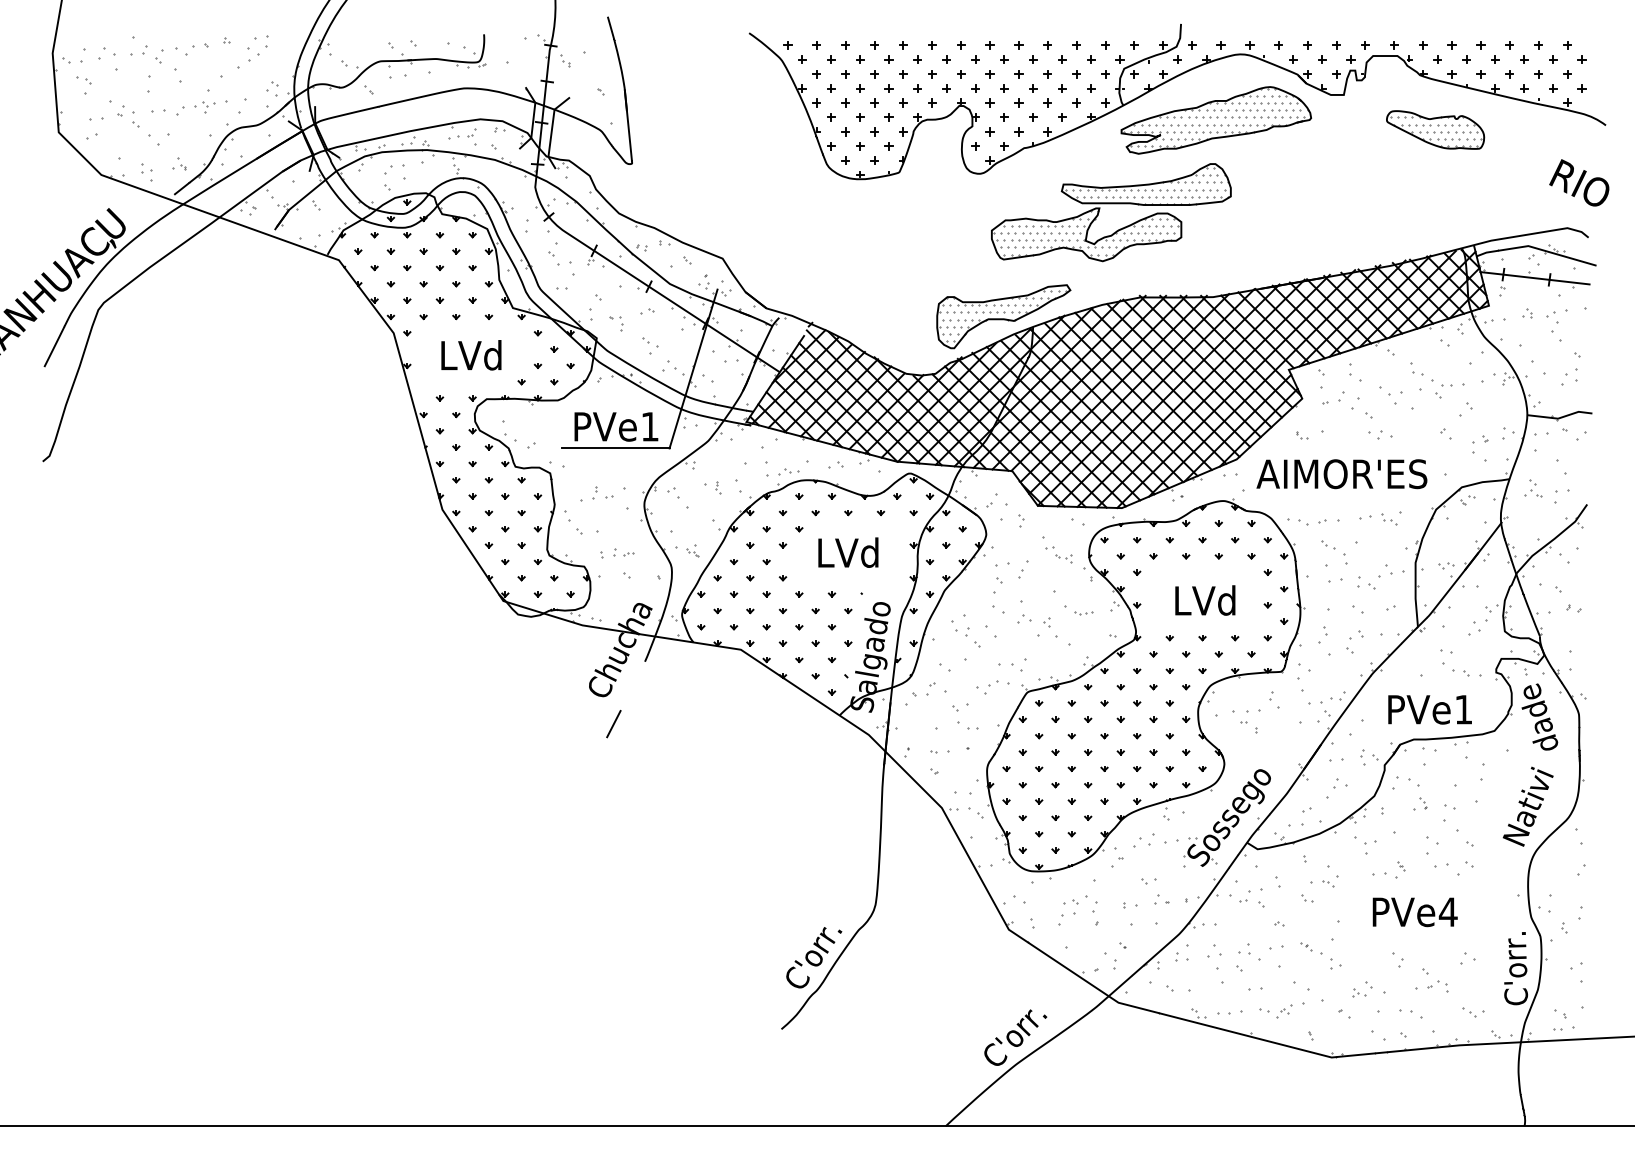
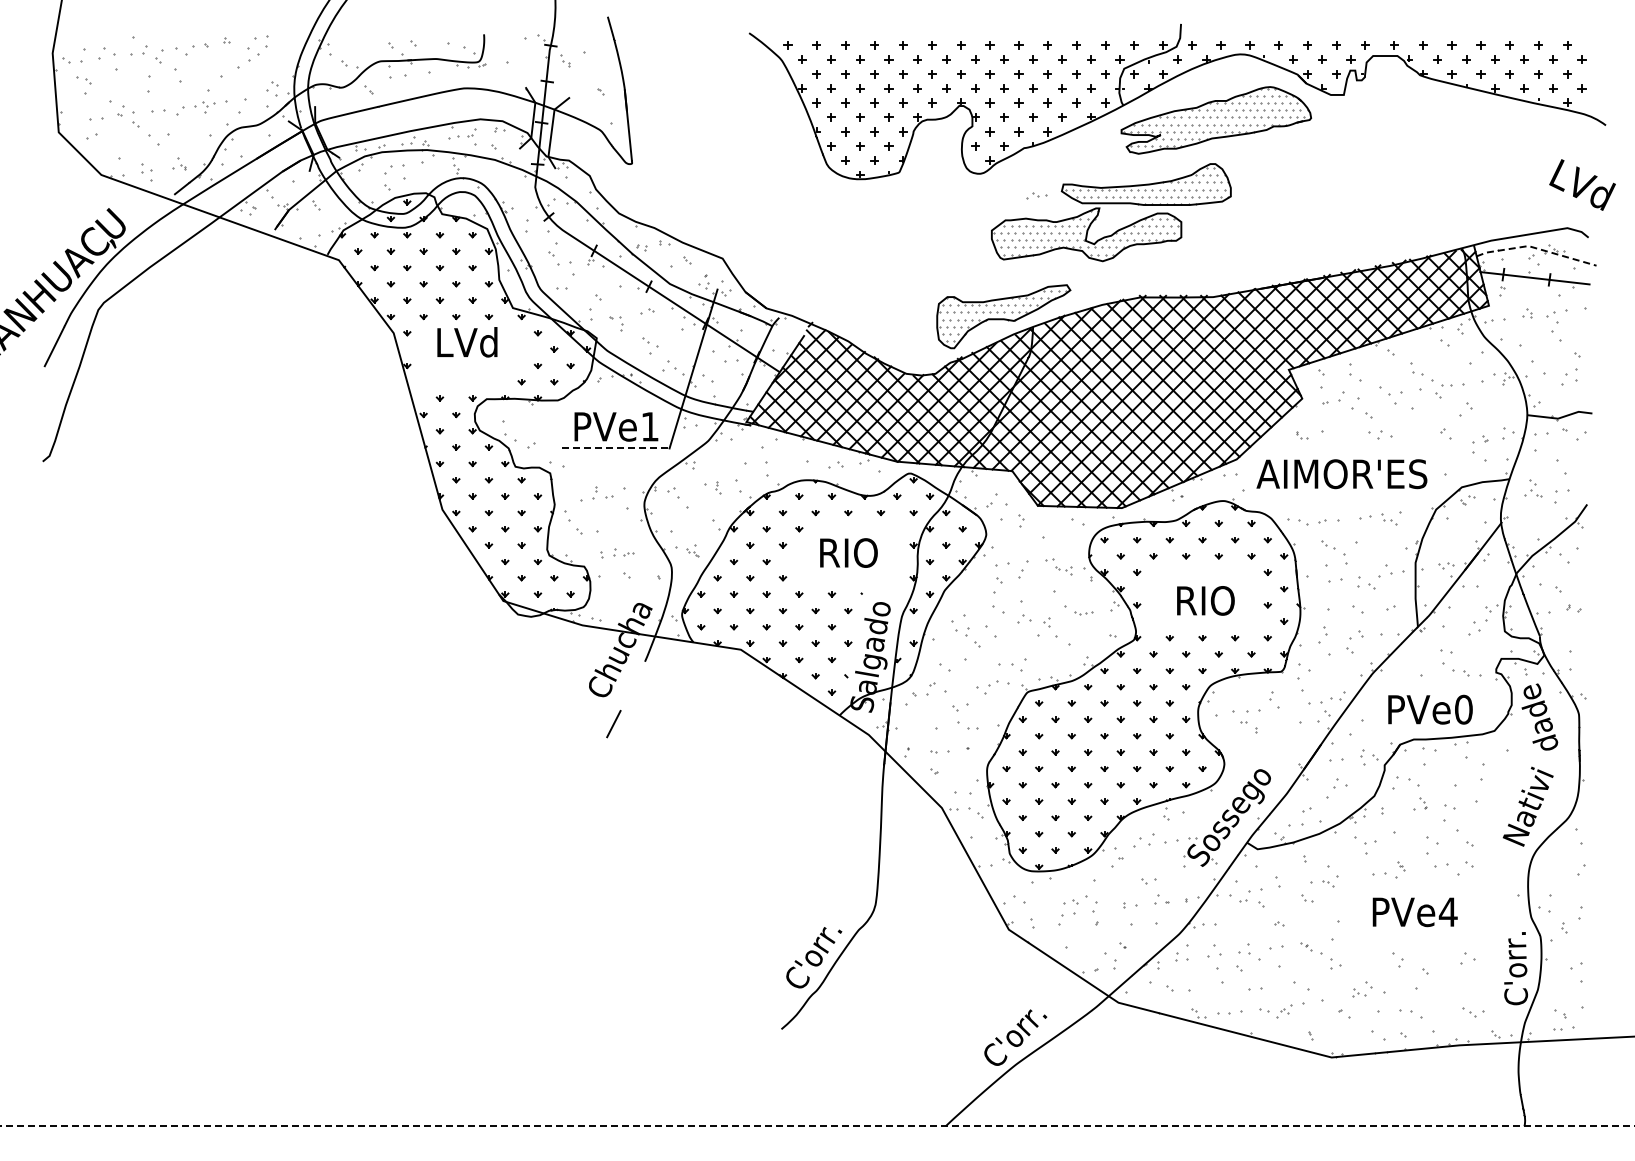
part: present -> none (1435, 129)
text: RIO -> LVd (1583, 185)
line: solid -> dashed (1536, 248)
text position: (471, 355) -> (467, 342) (467, 342)
line: solid -> dashed (615, 448)
part position: (788, 471) -> (1036, 195) (1036, 195)
text: LVd -> RIO (848, 552)
part position: (1058, 554) -> (1058, 566) (1058, 566)
text: LVd -> RIO (1205, 600)
text: PVe1 -> PVe0 (1463, 709)
part: present -> none (1437, 986)
line: solid -> dashed (817, 1126)
